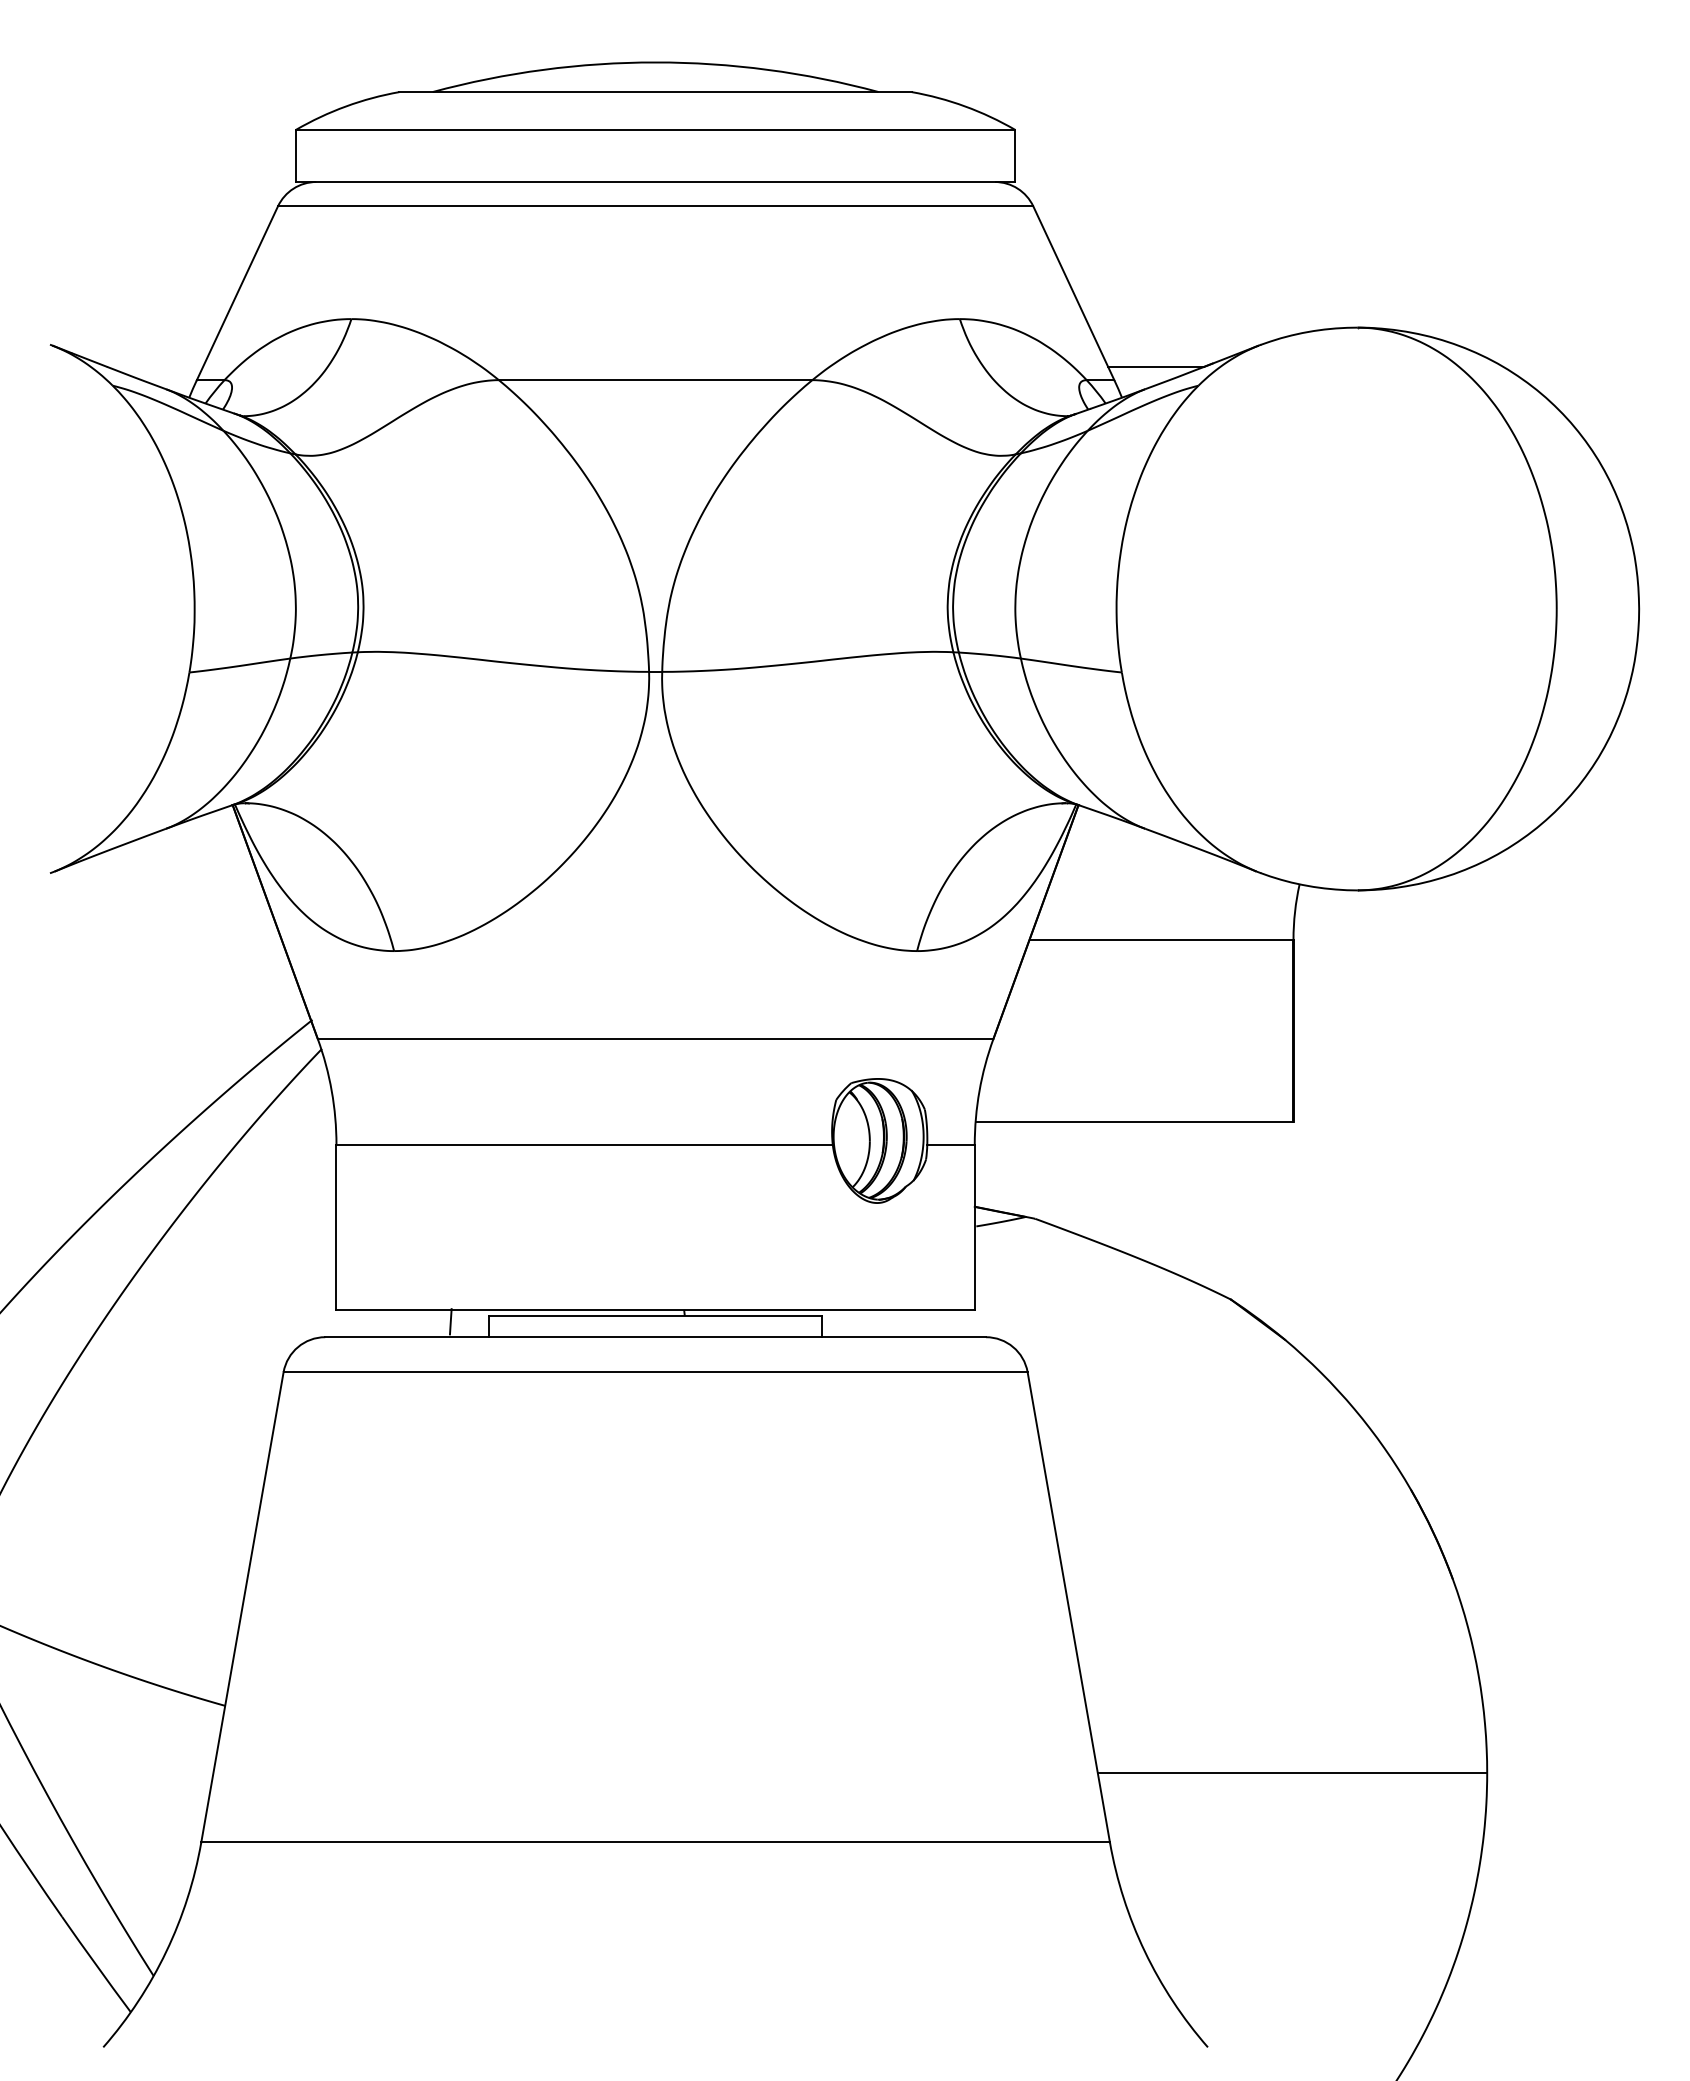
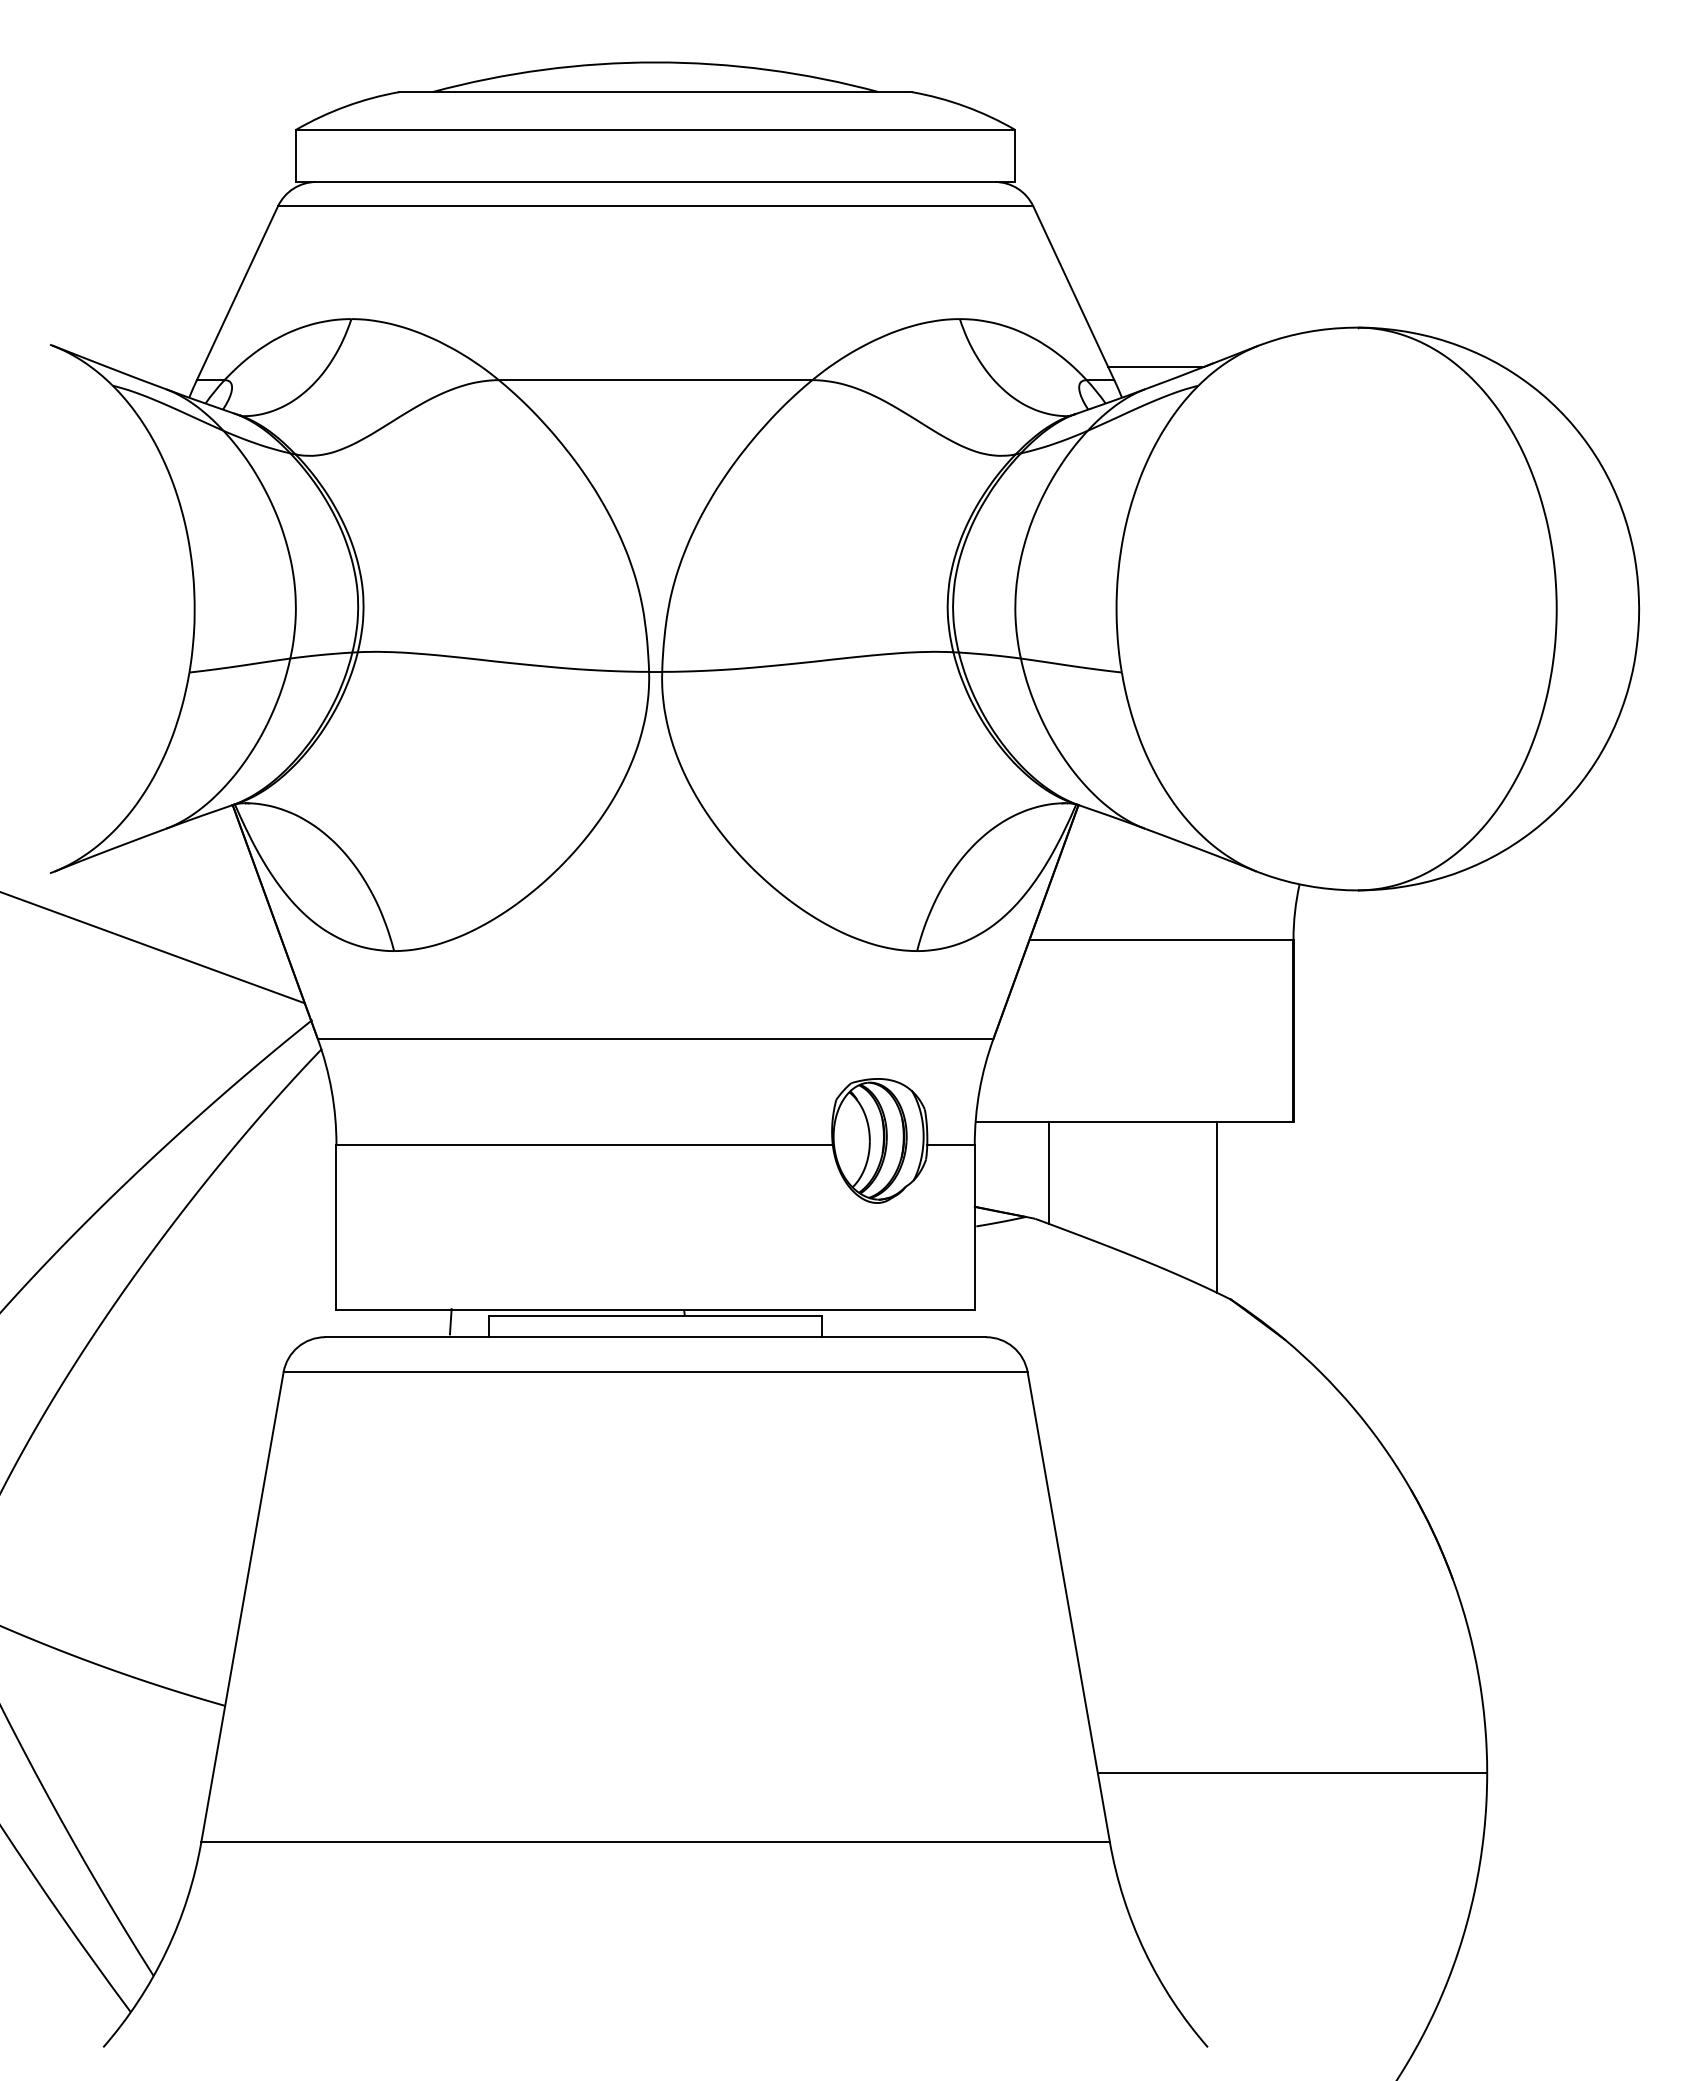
line: none -> present (153, 947)
line: none -> present (1048, 1172)
line: none -> present (1217, 1206)
